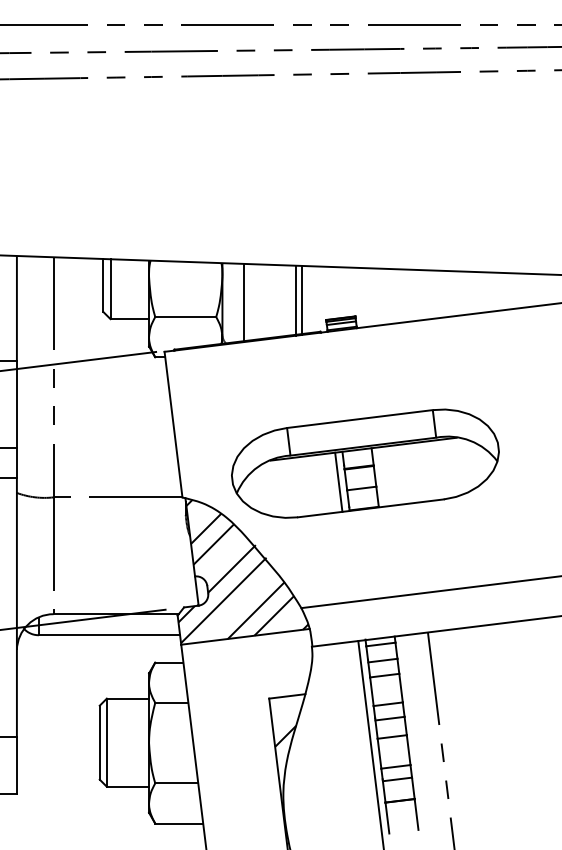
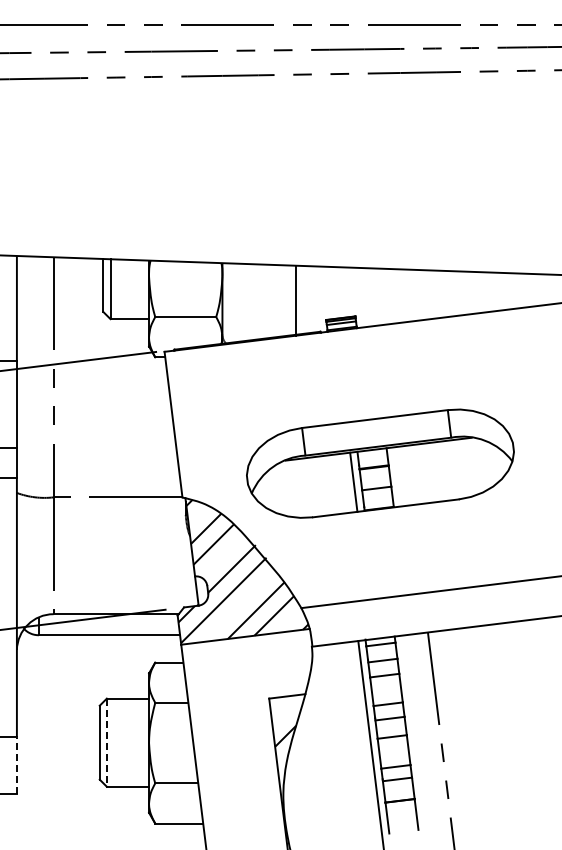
line: present -> none (301, 300)
line: present -> none (244, 302)
part position: (365, 463) -> (380, 463) (380, 463)
line: solid -> dashed (106, 743)
line: solid -> dashed (16, 766)
